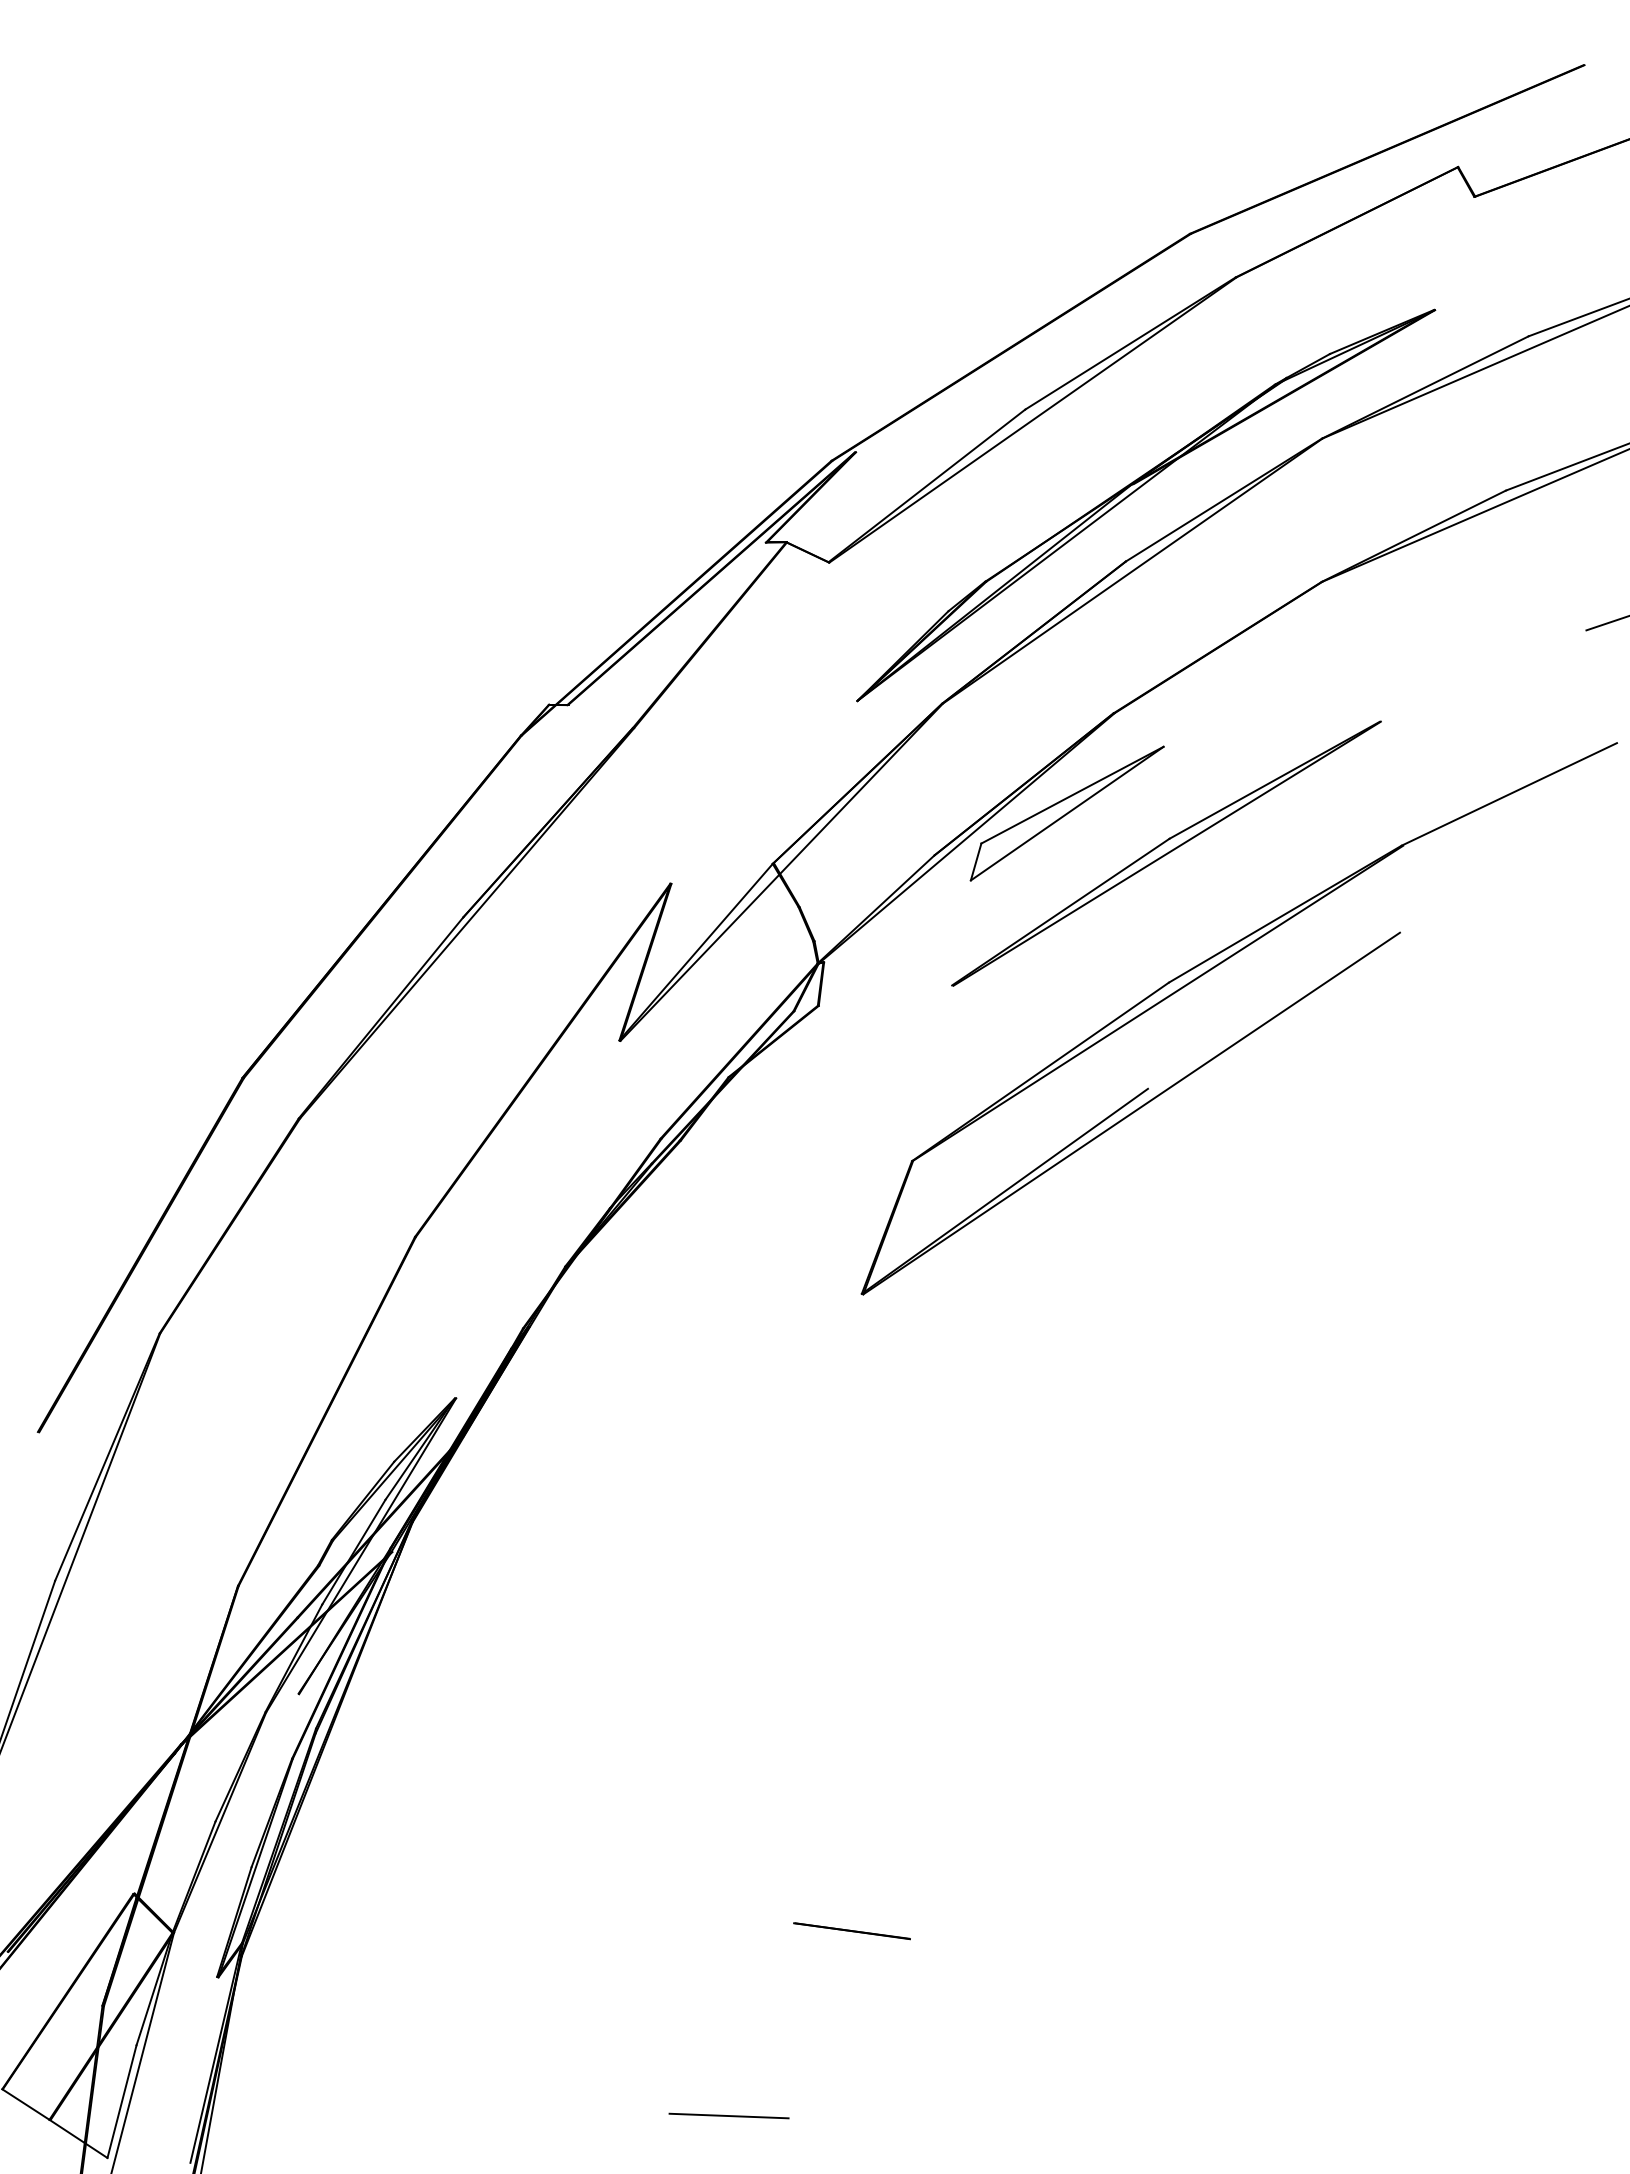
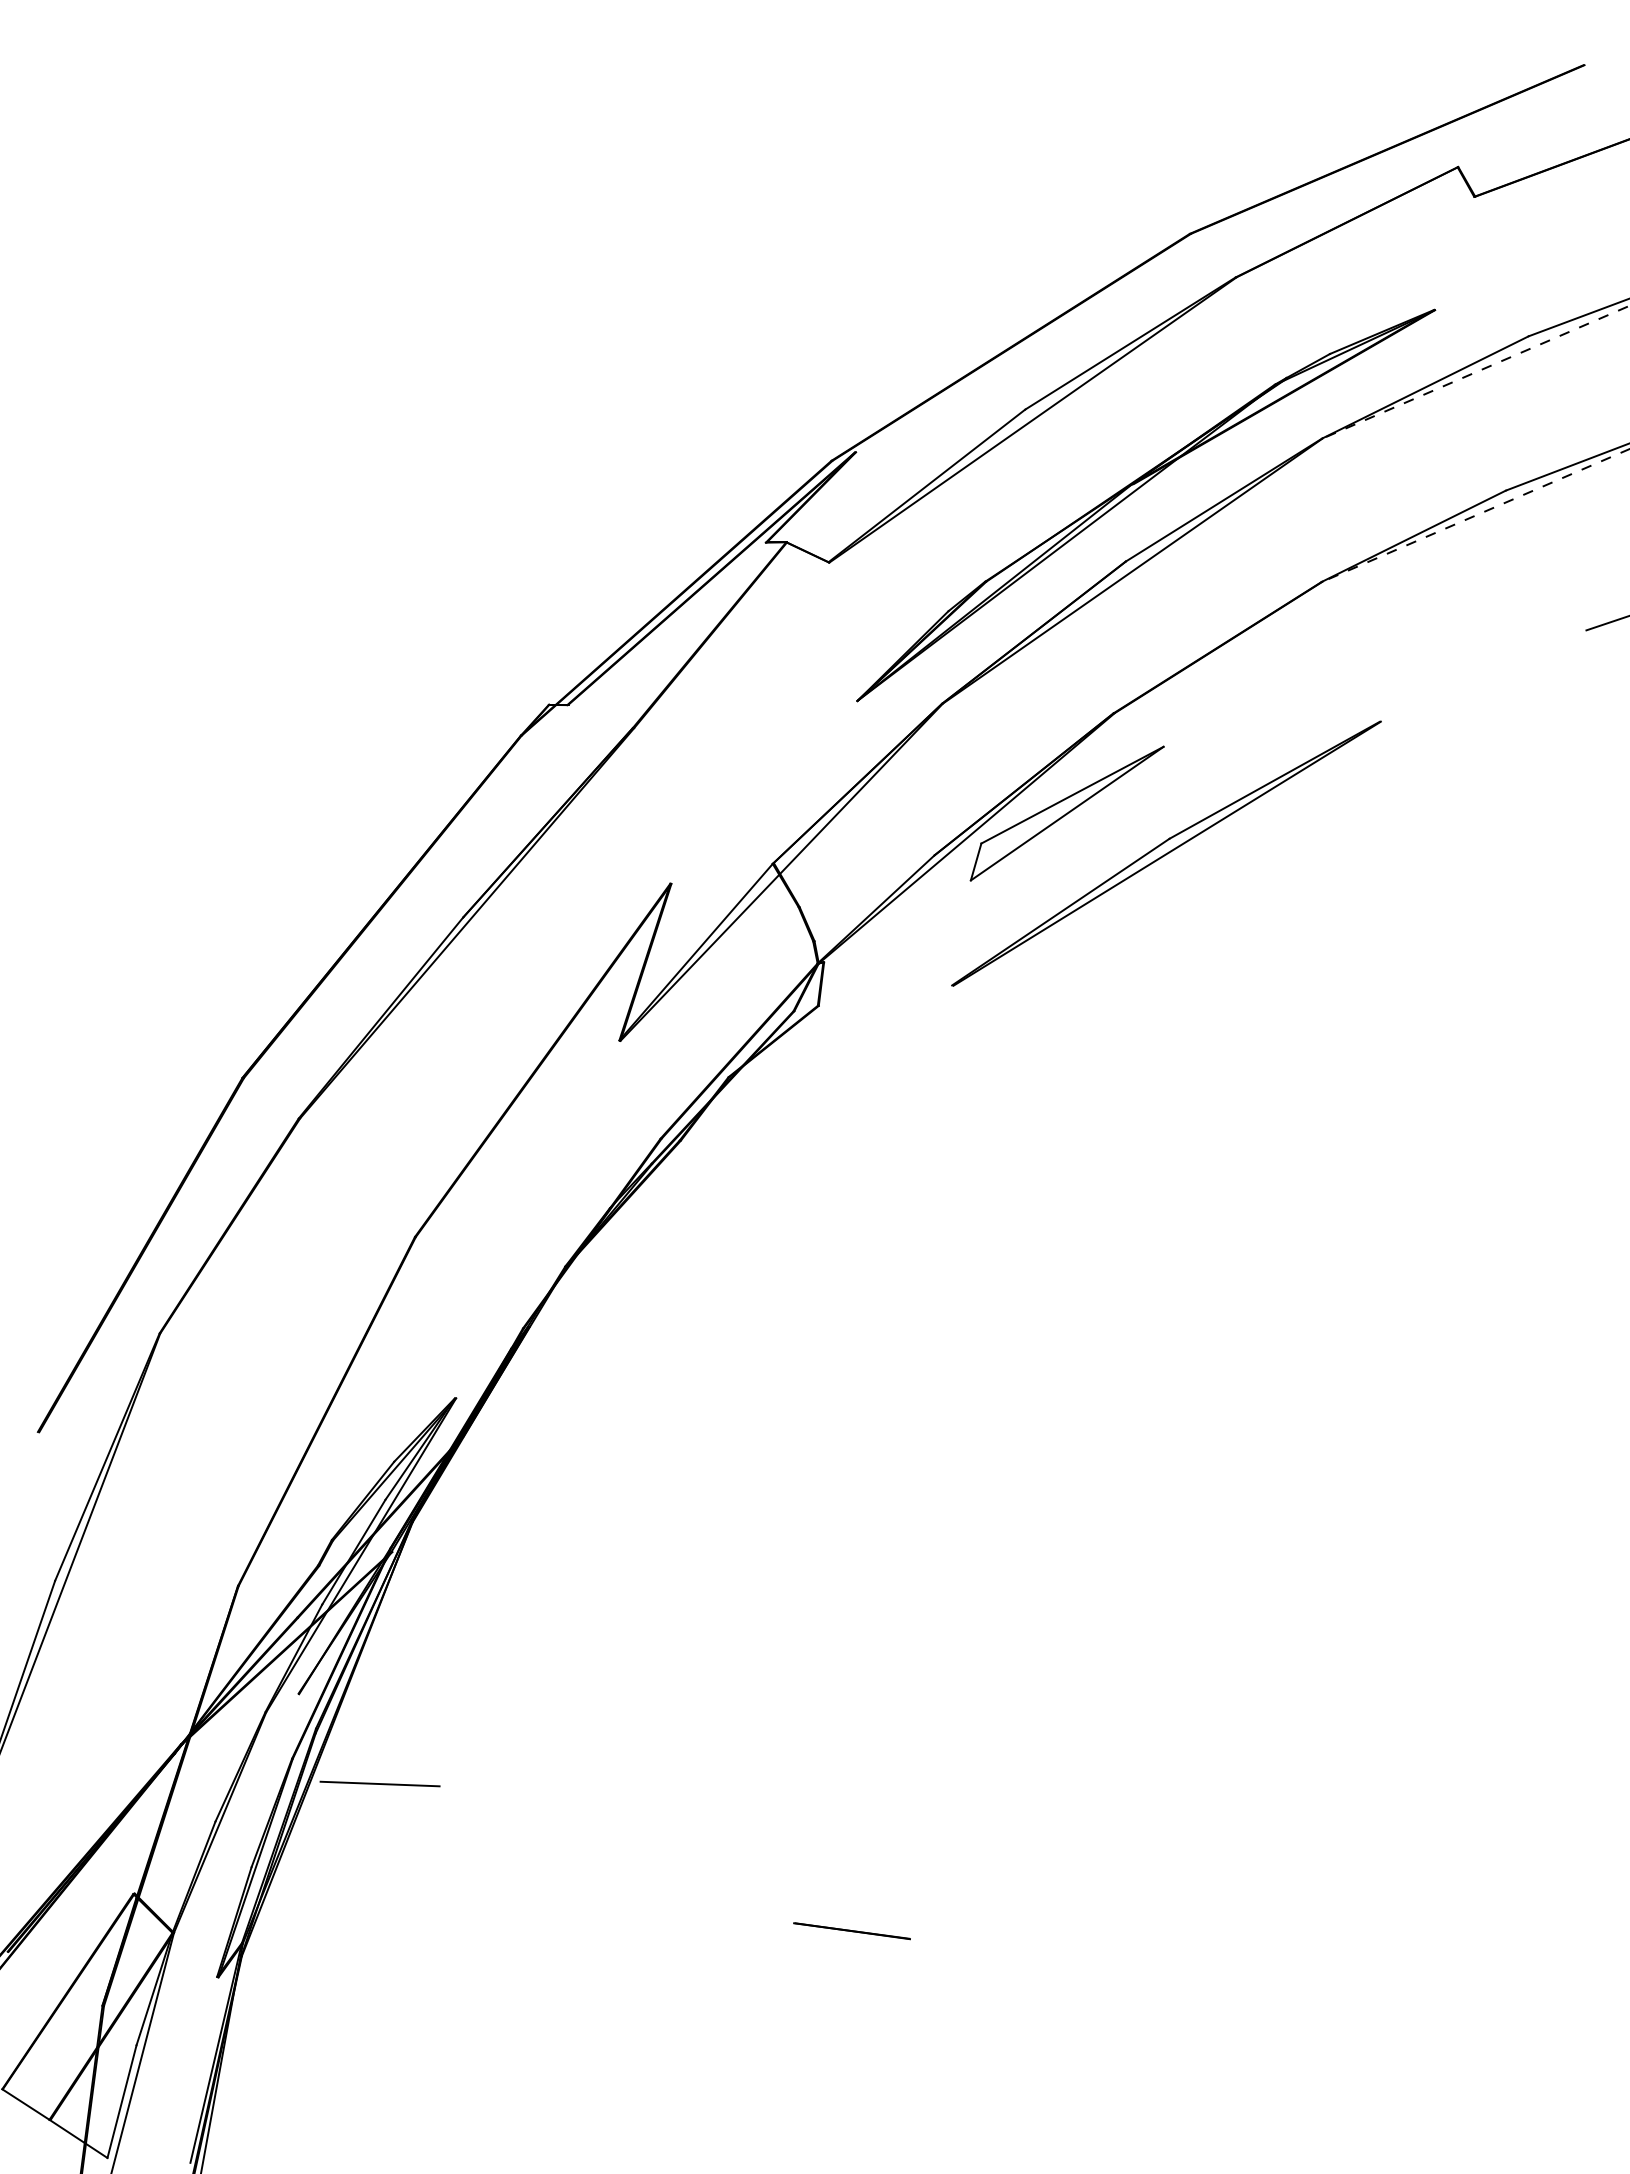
line: solid -> dashed (1475, 372)
line: solid -> dashed (1475, 515)
part: present -> none (1248, 1033)
line position: (728, 2115) -> (379, 1783) (379, 1783)
